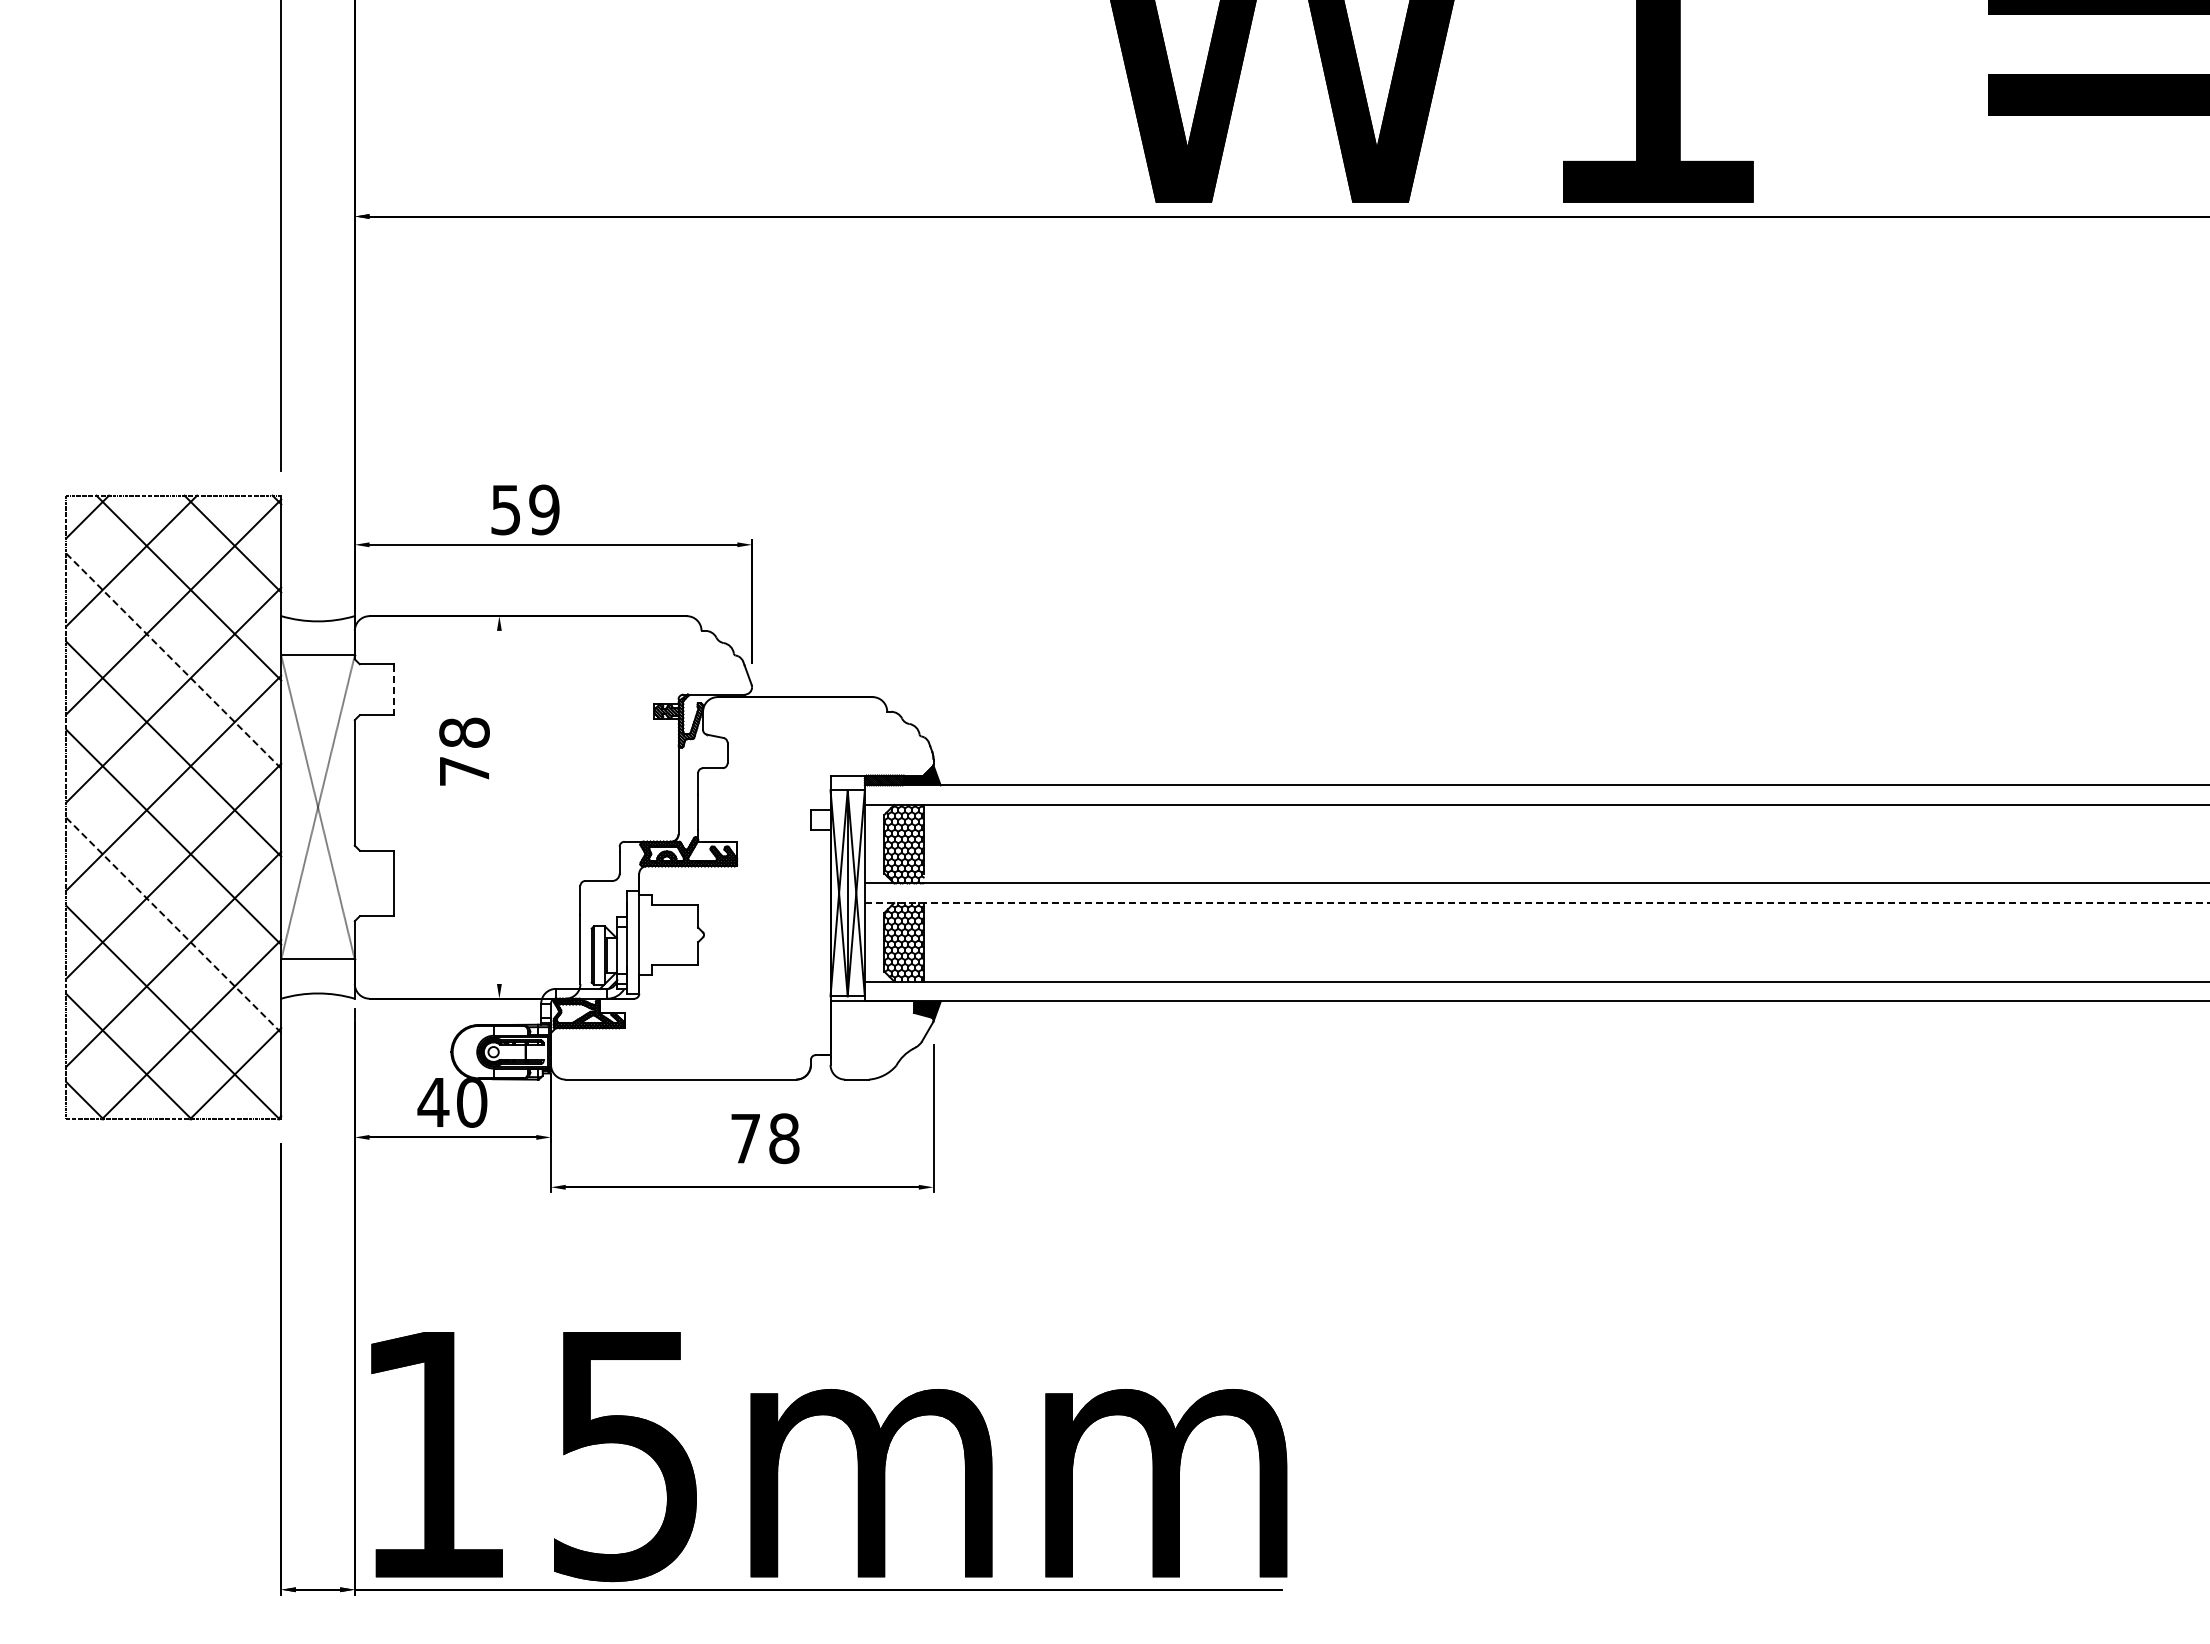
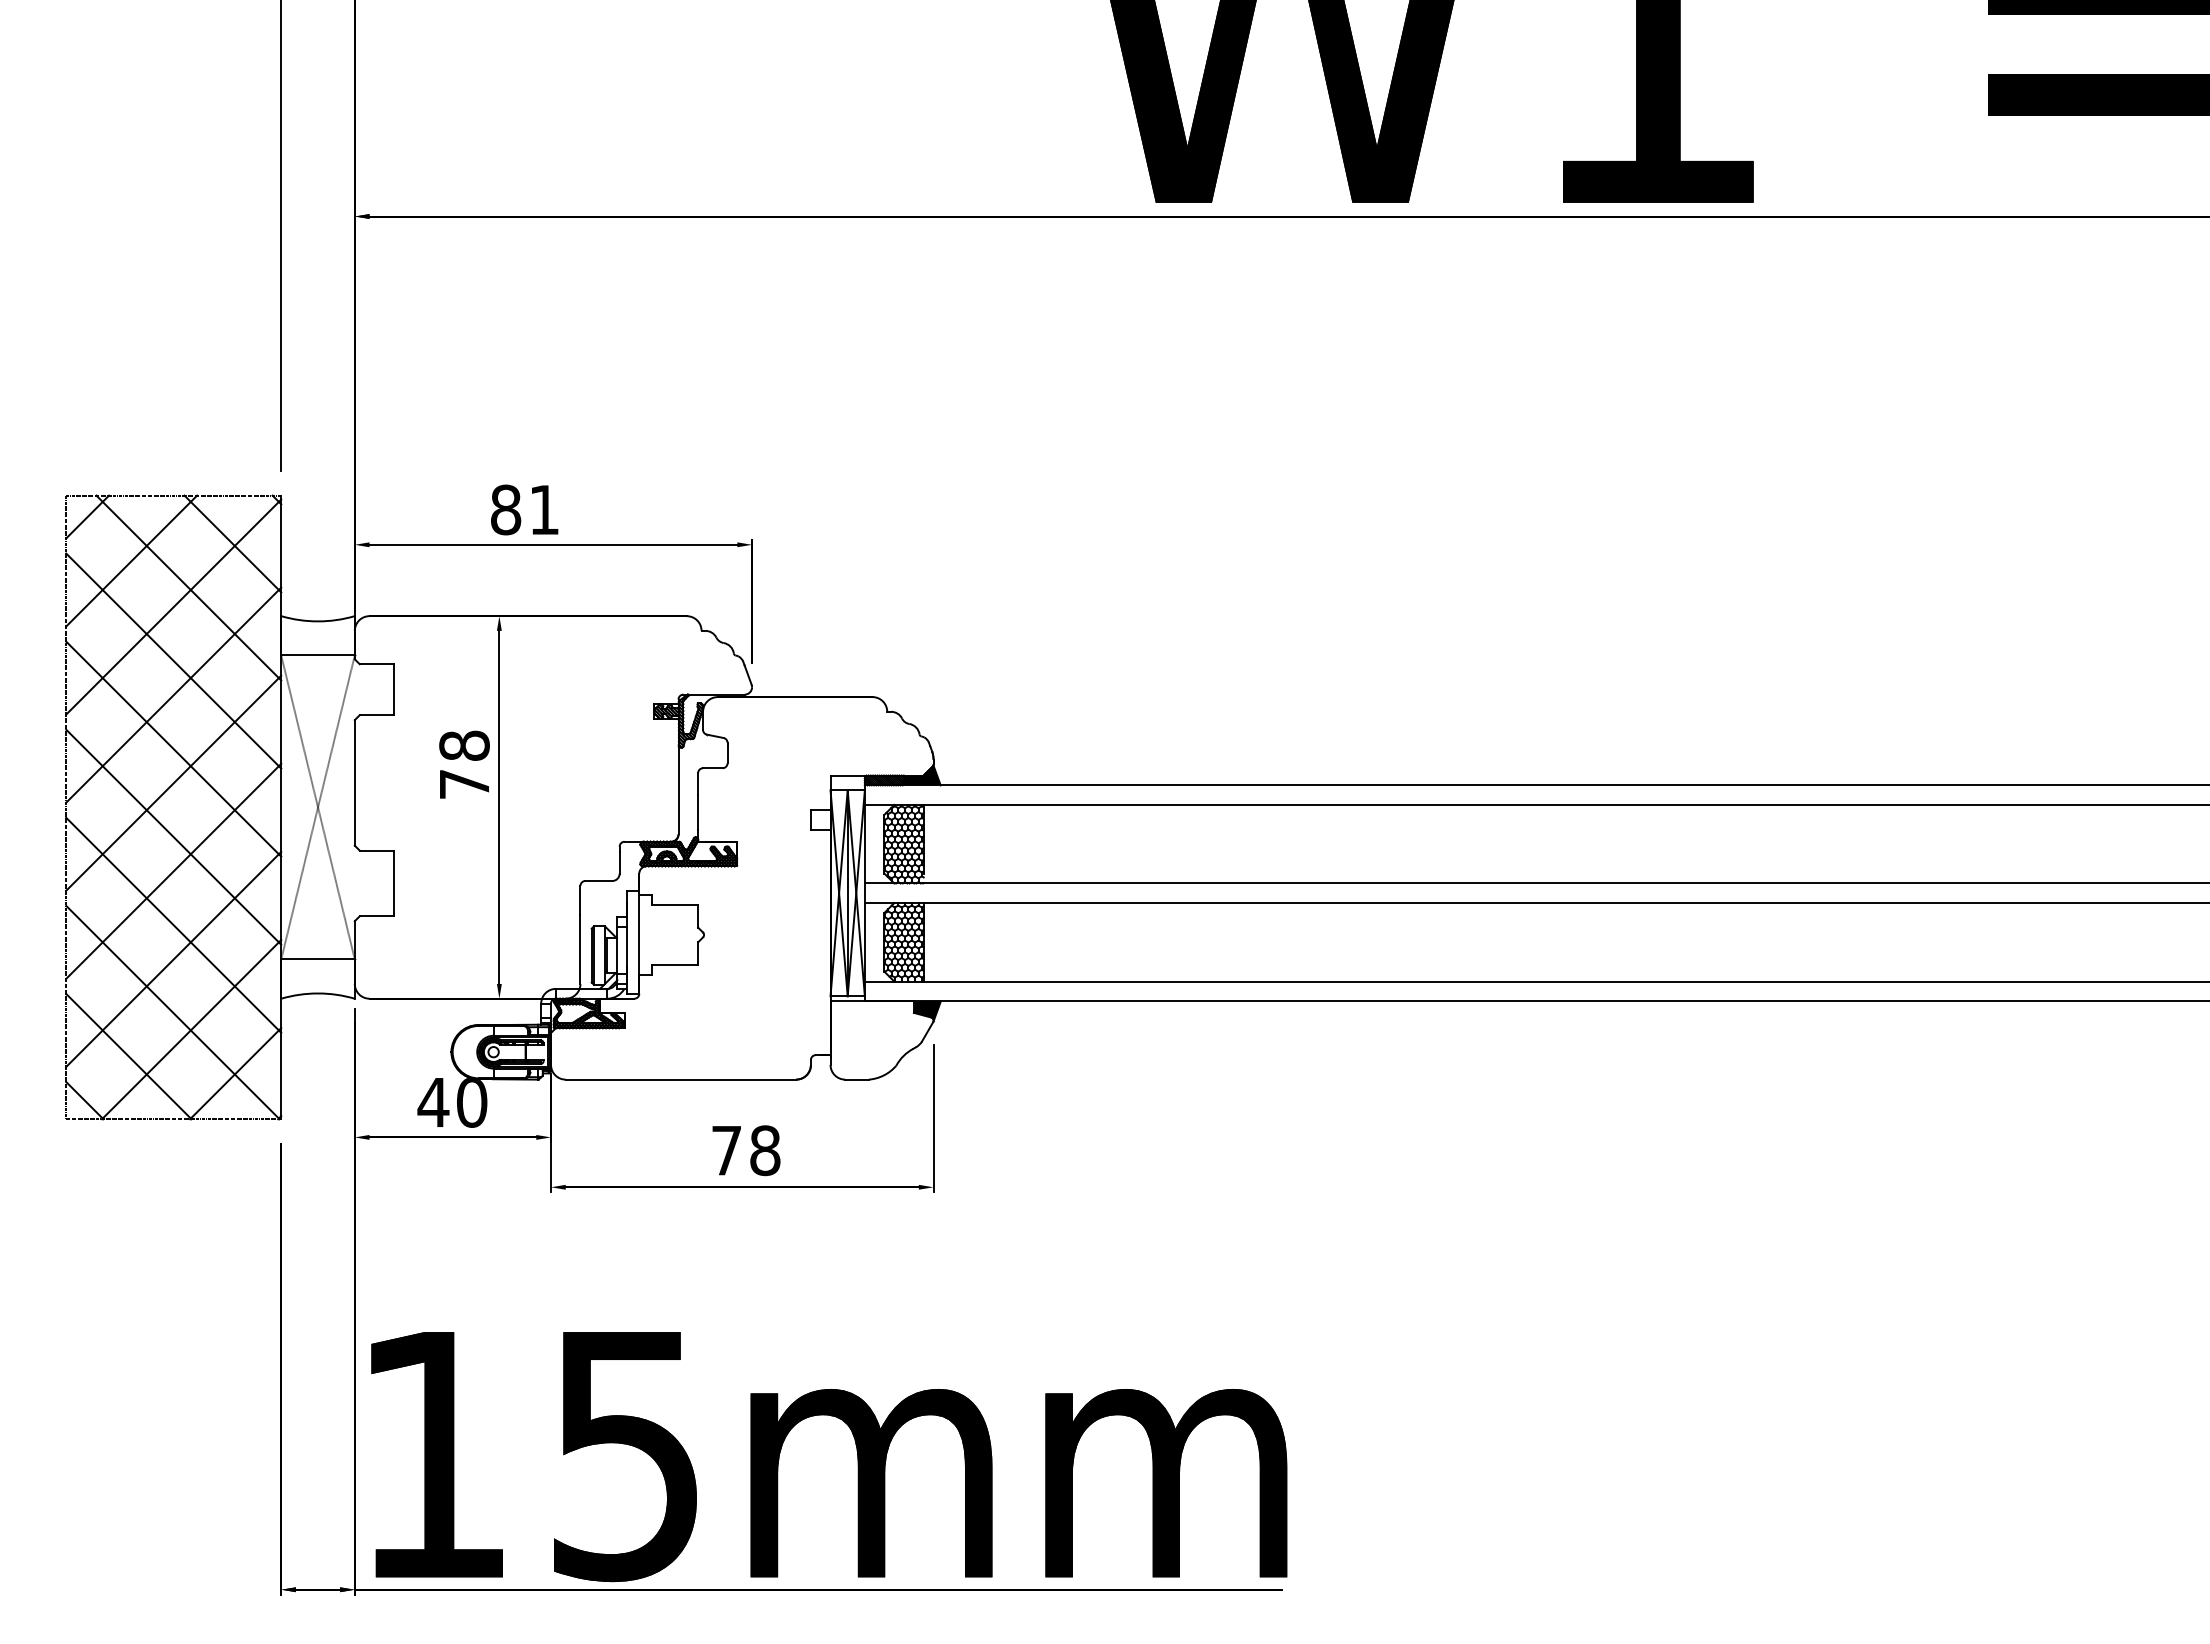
text: 59 -> 81 (525, 509)
line: dashed -> solid (173, 661)
line: dashed -> solid (394, 689)
text position: (464, 751) -> (464, 764) (464, 764)
line: none -> present (499, 807)
line: dashed -> solid (1537, 903)
line: dashed -> solid (173, 925)
text position: (765, 1138) -> (746, 1150) (746, 1150)
